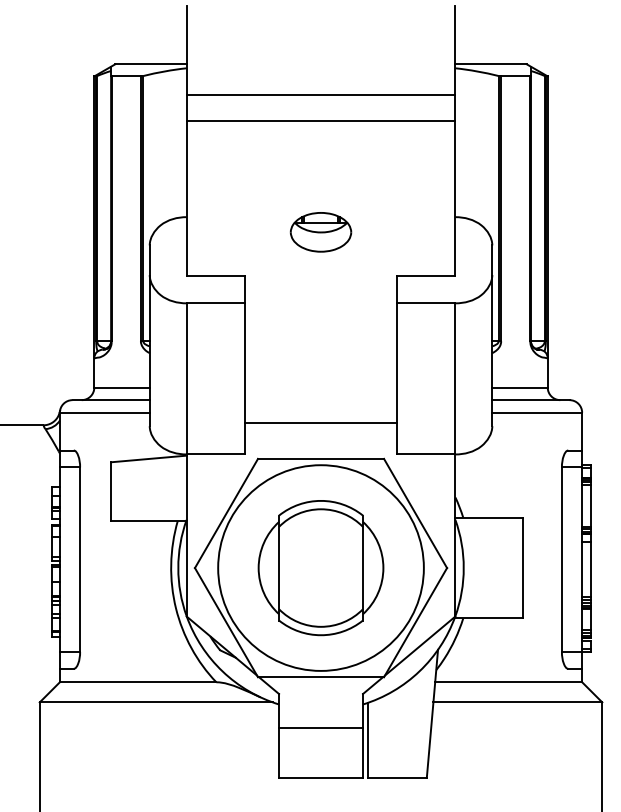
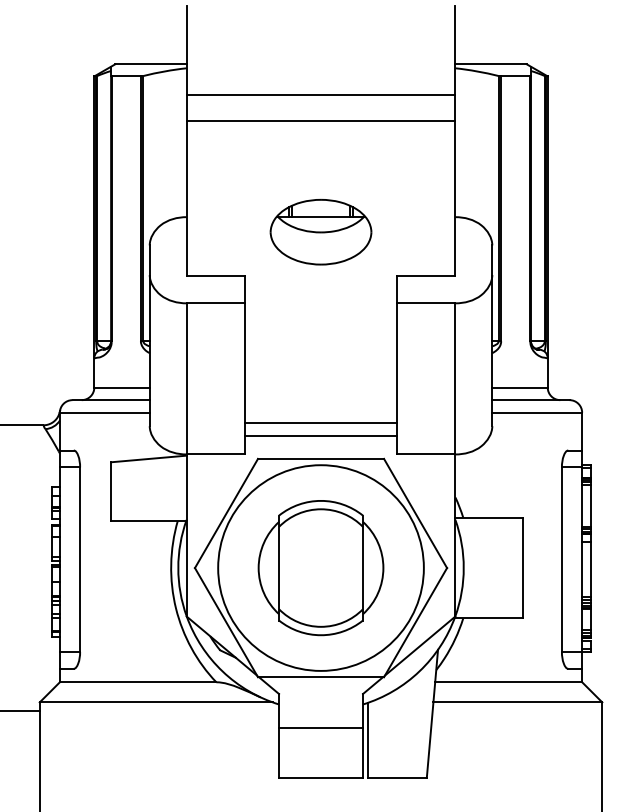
part size: 64x41 px -> 104x67 px (320, 232)
line: none -> present (320, 435)
line: none -> present (20, 710)
